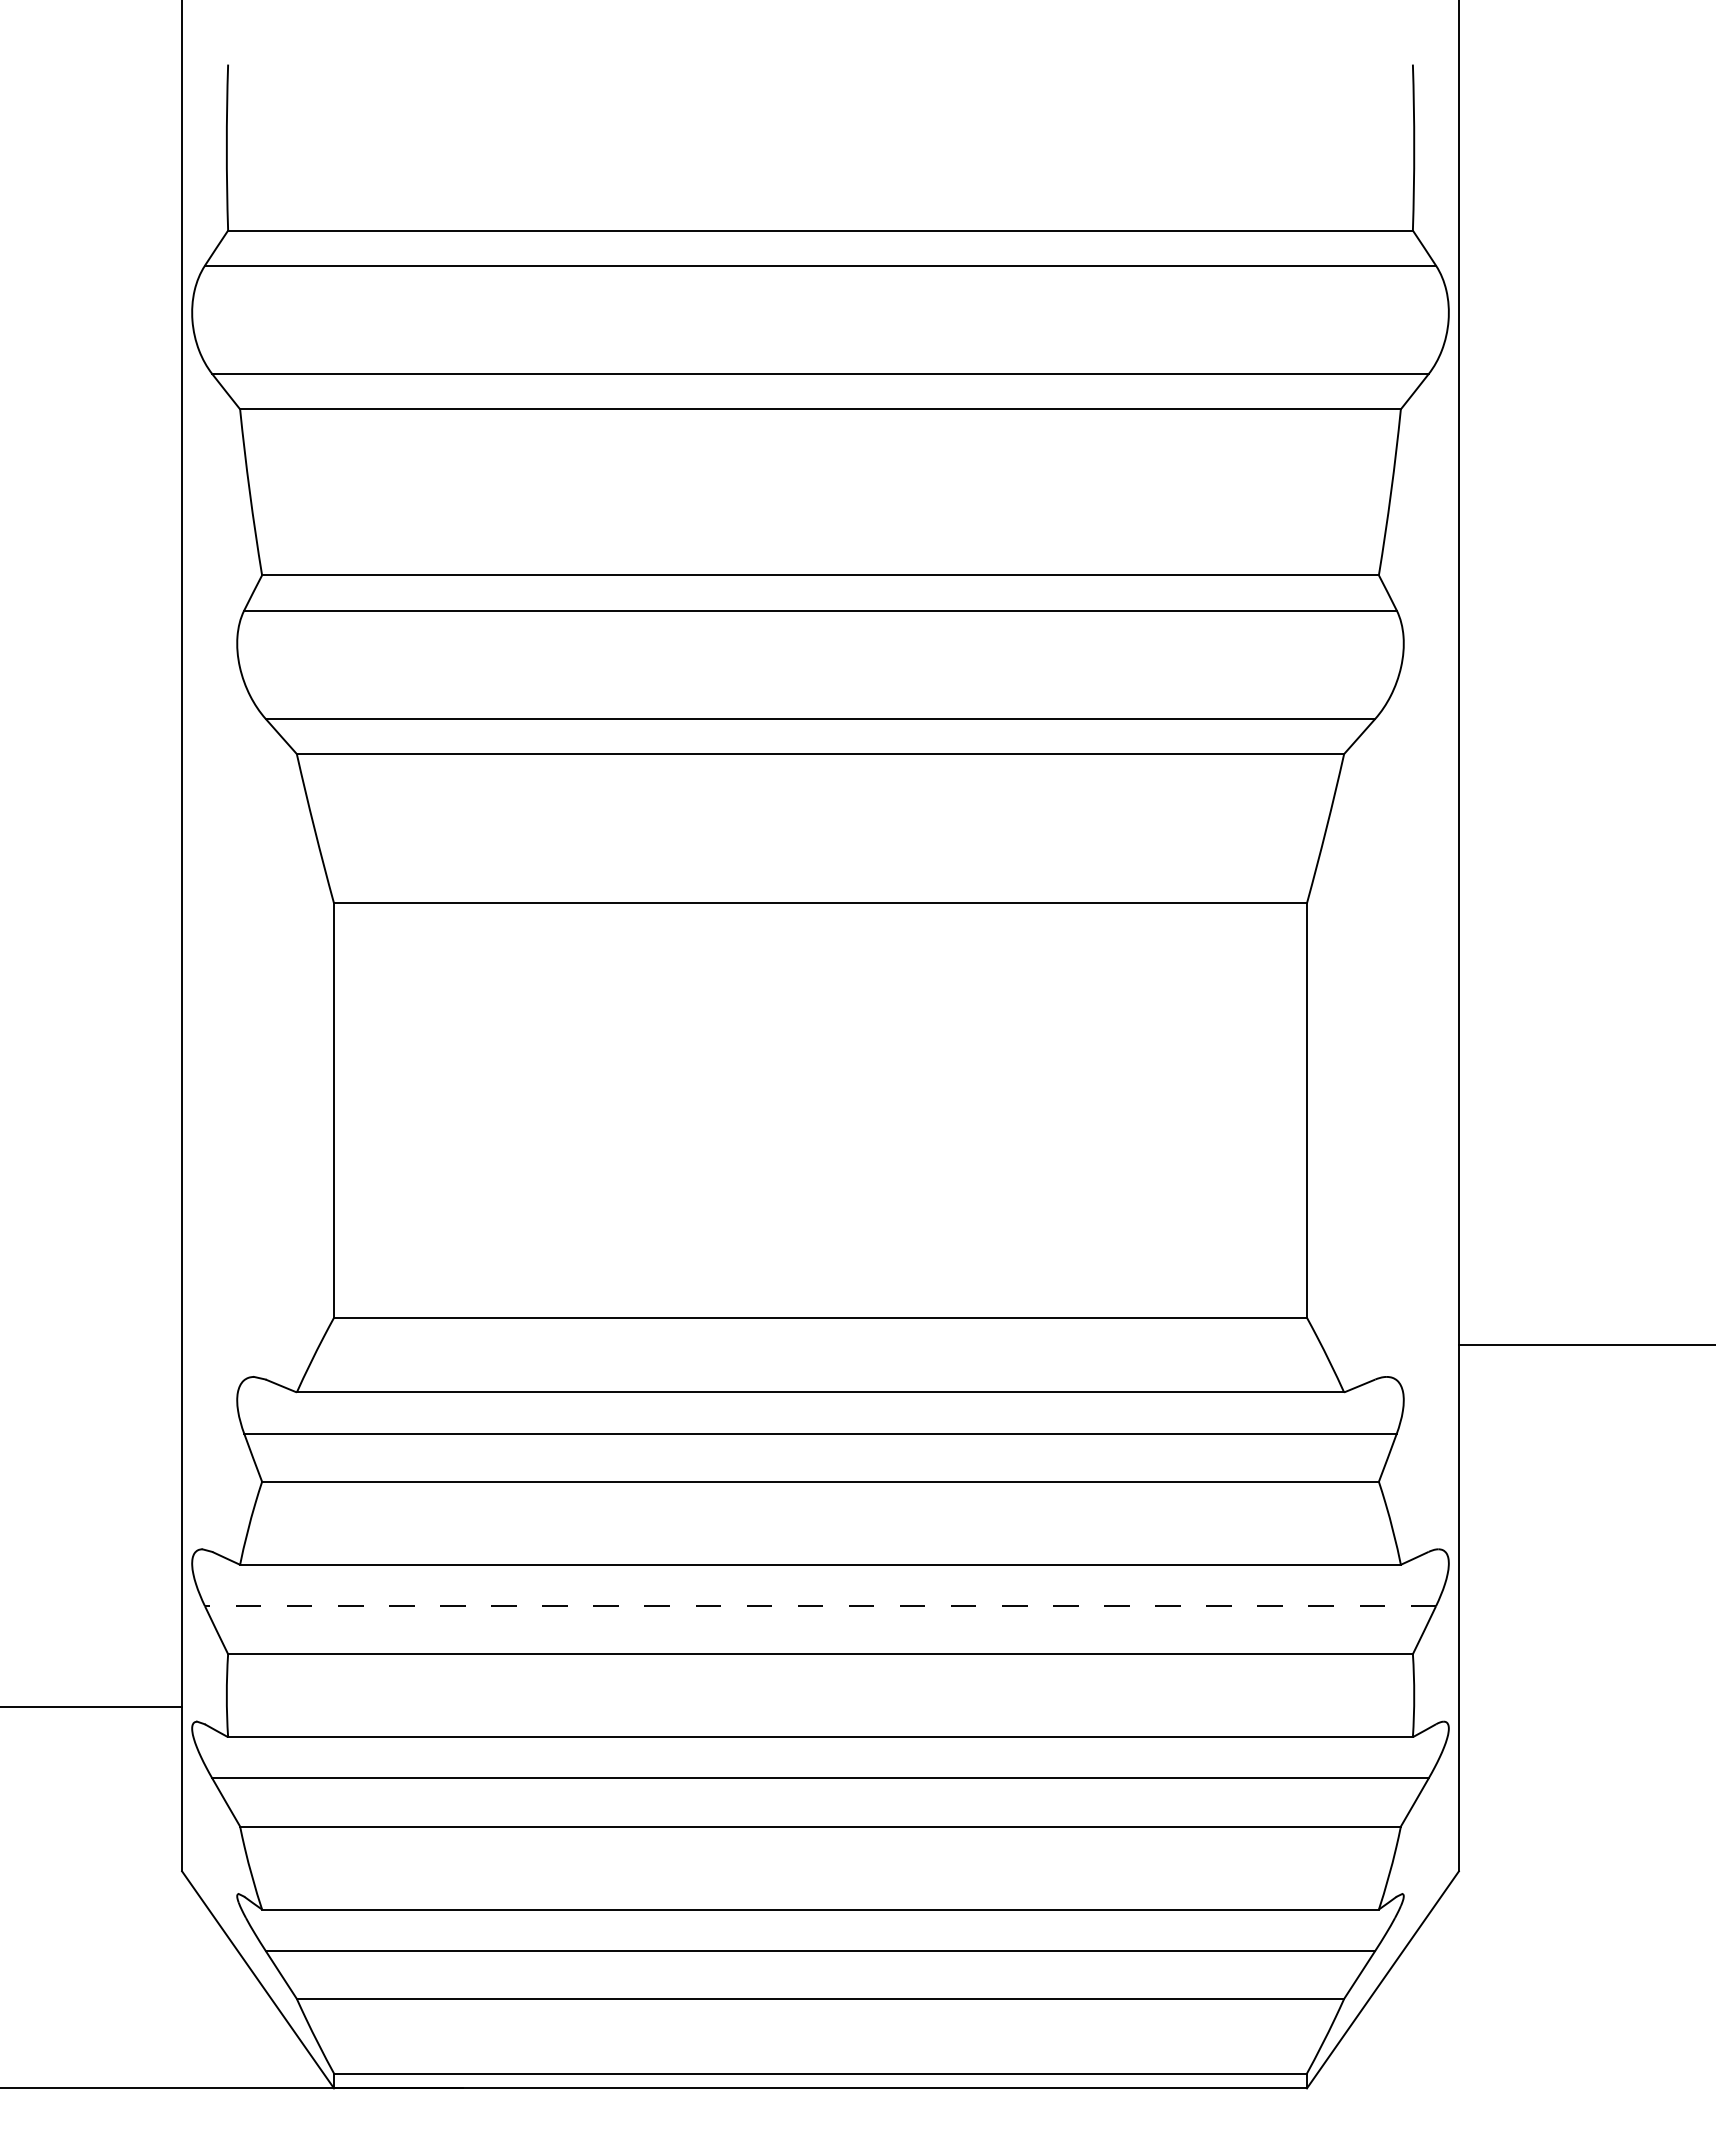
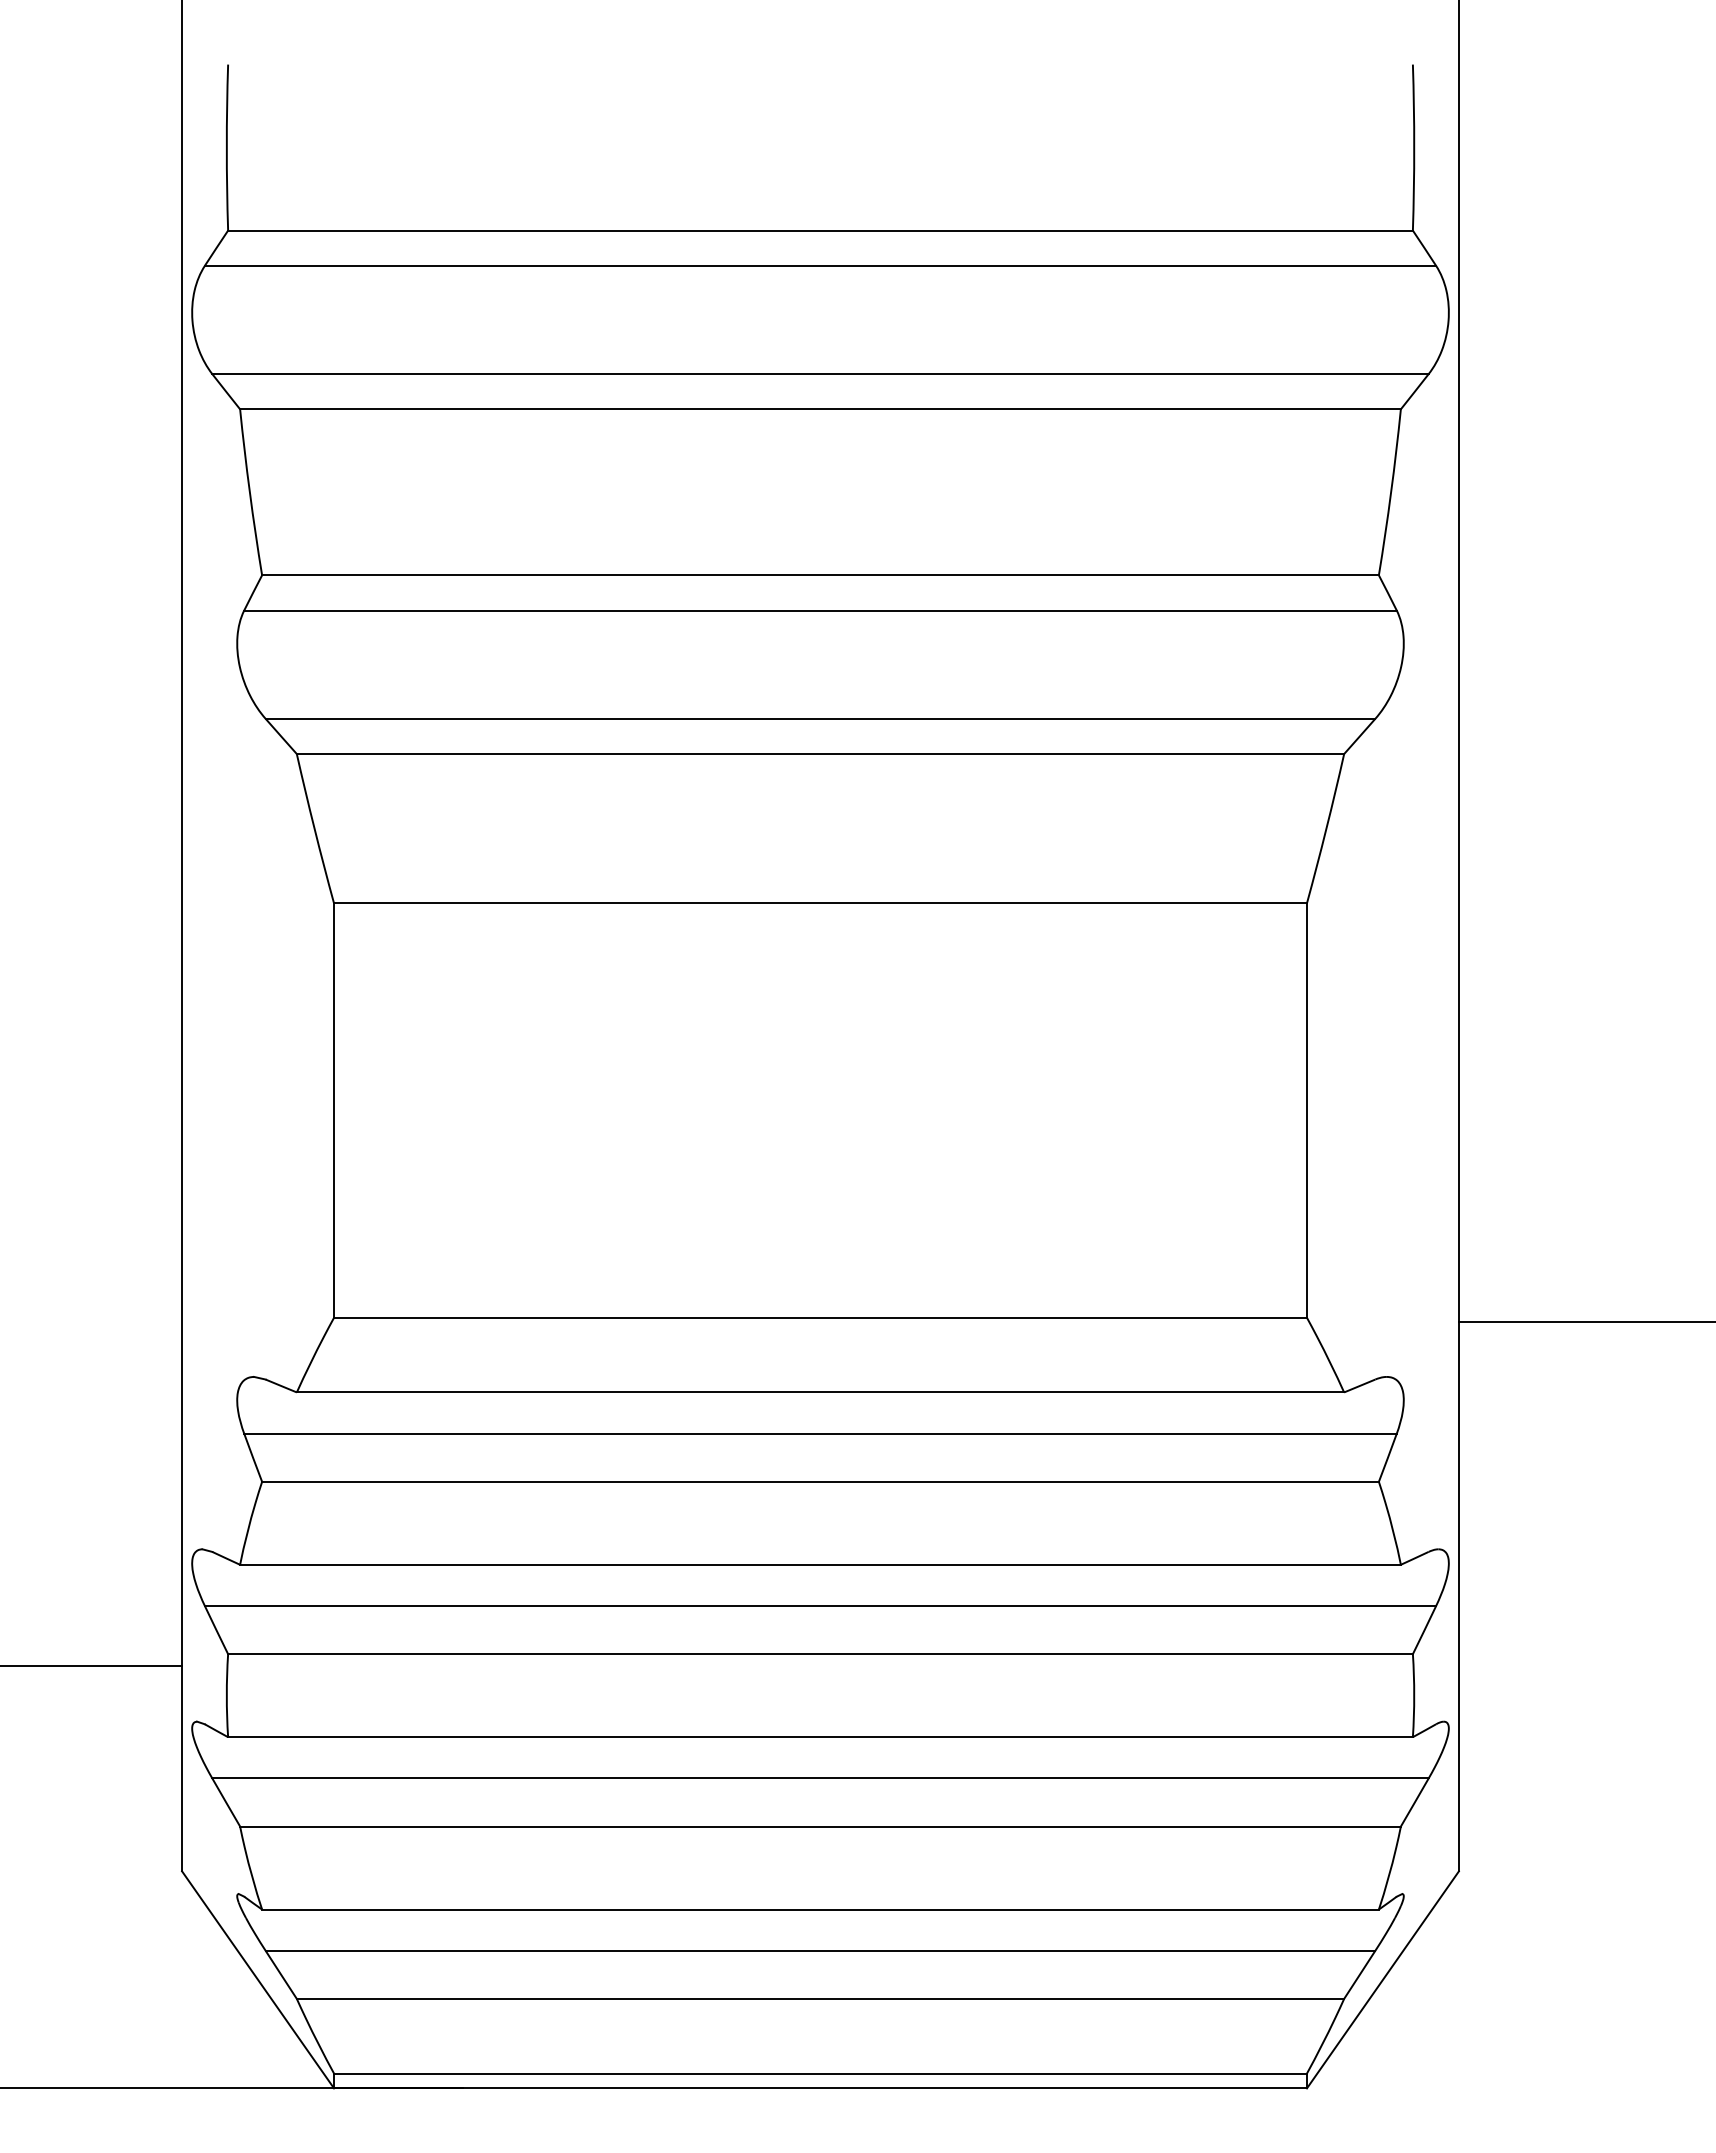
line position: (1585, 1345) -> (1585, 1322) (1585, 1322)
line: dashed -> solid (820, 1606)
line position: (92, 1706) -> (92, 1665) (92, 1665)
